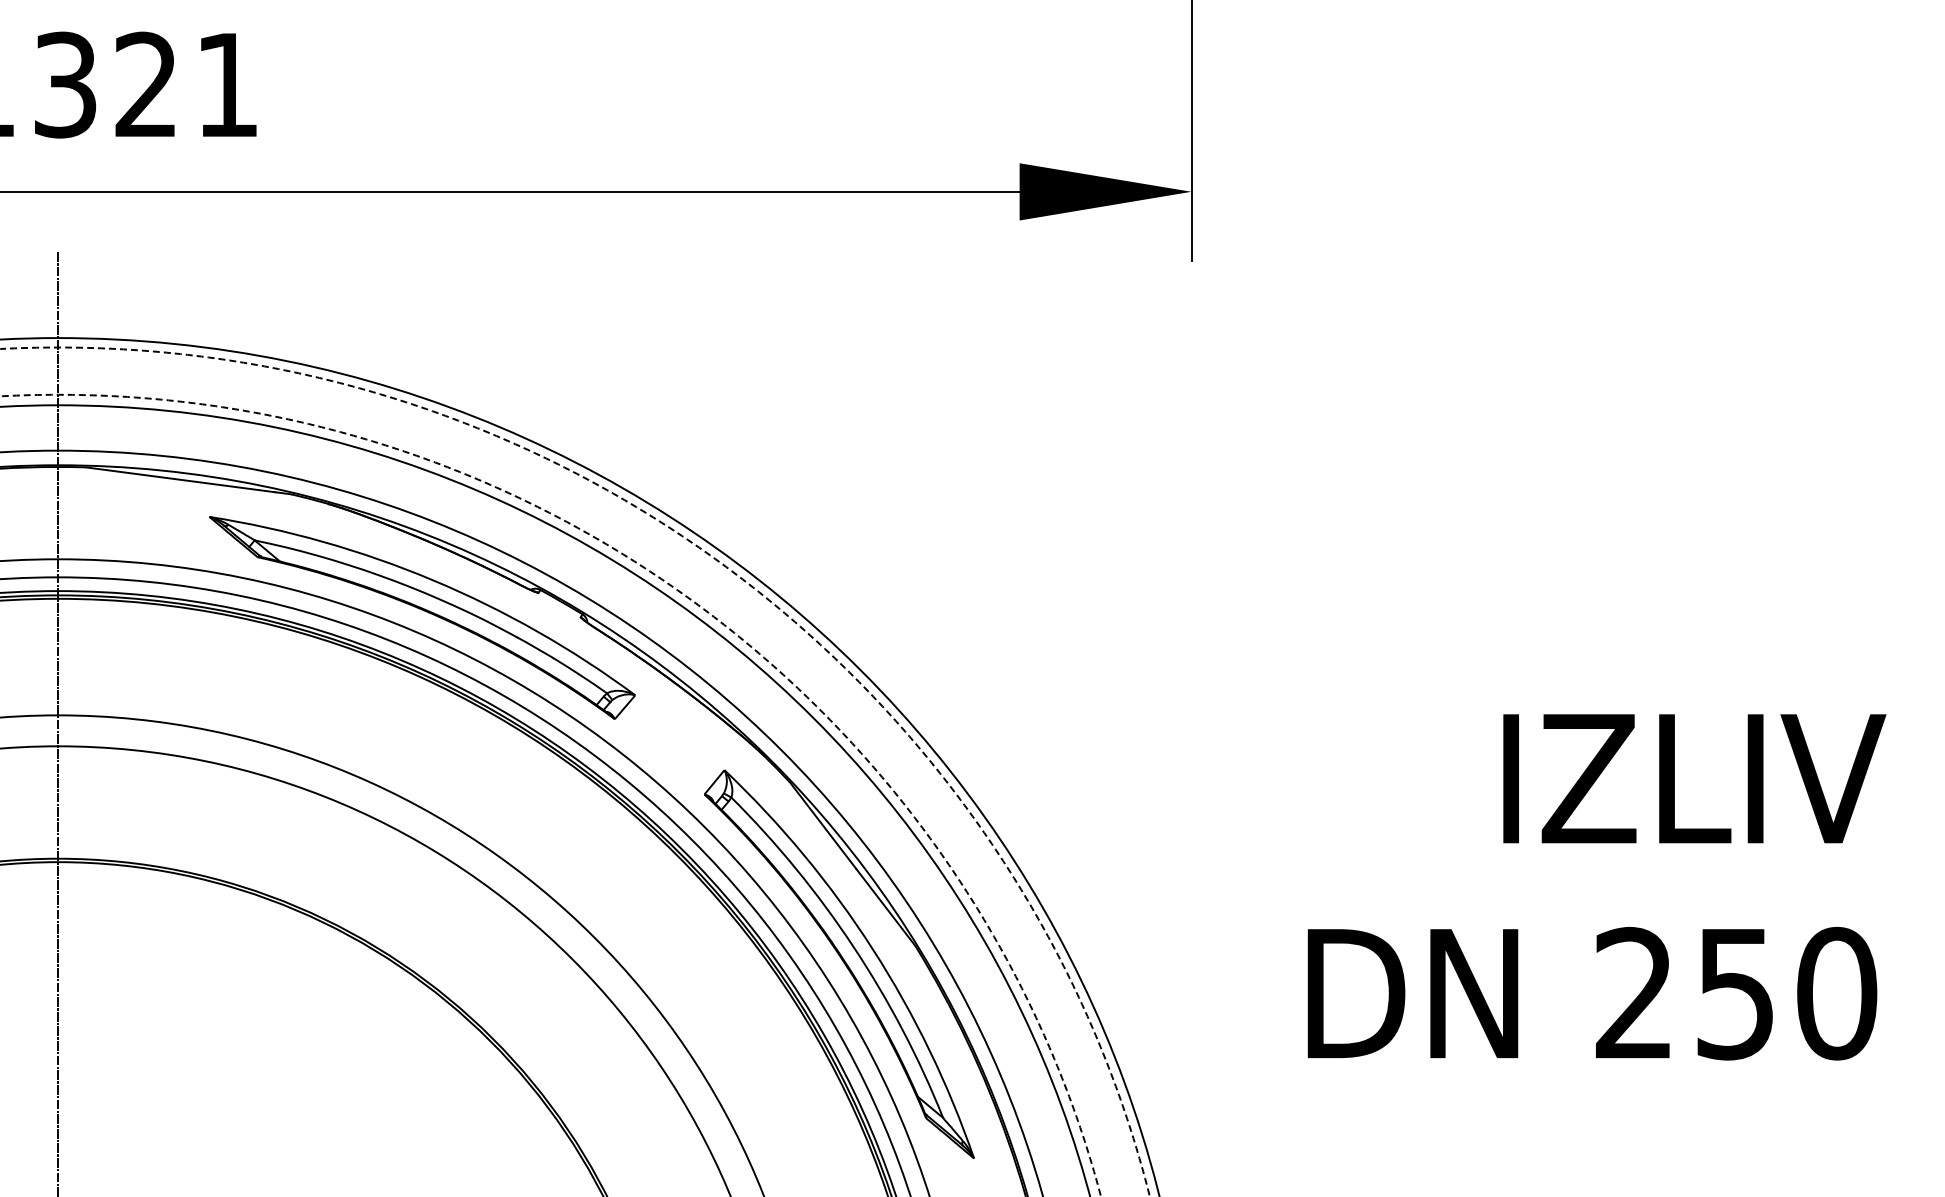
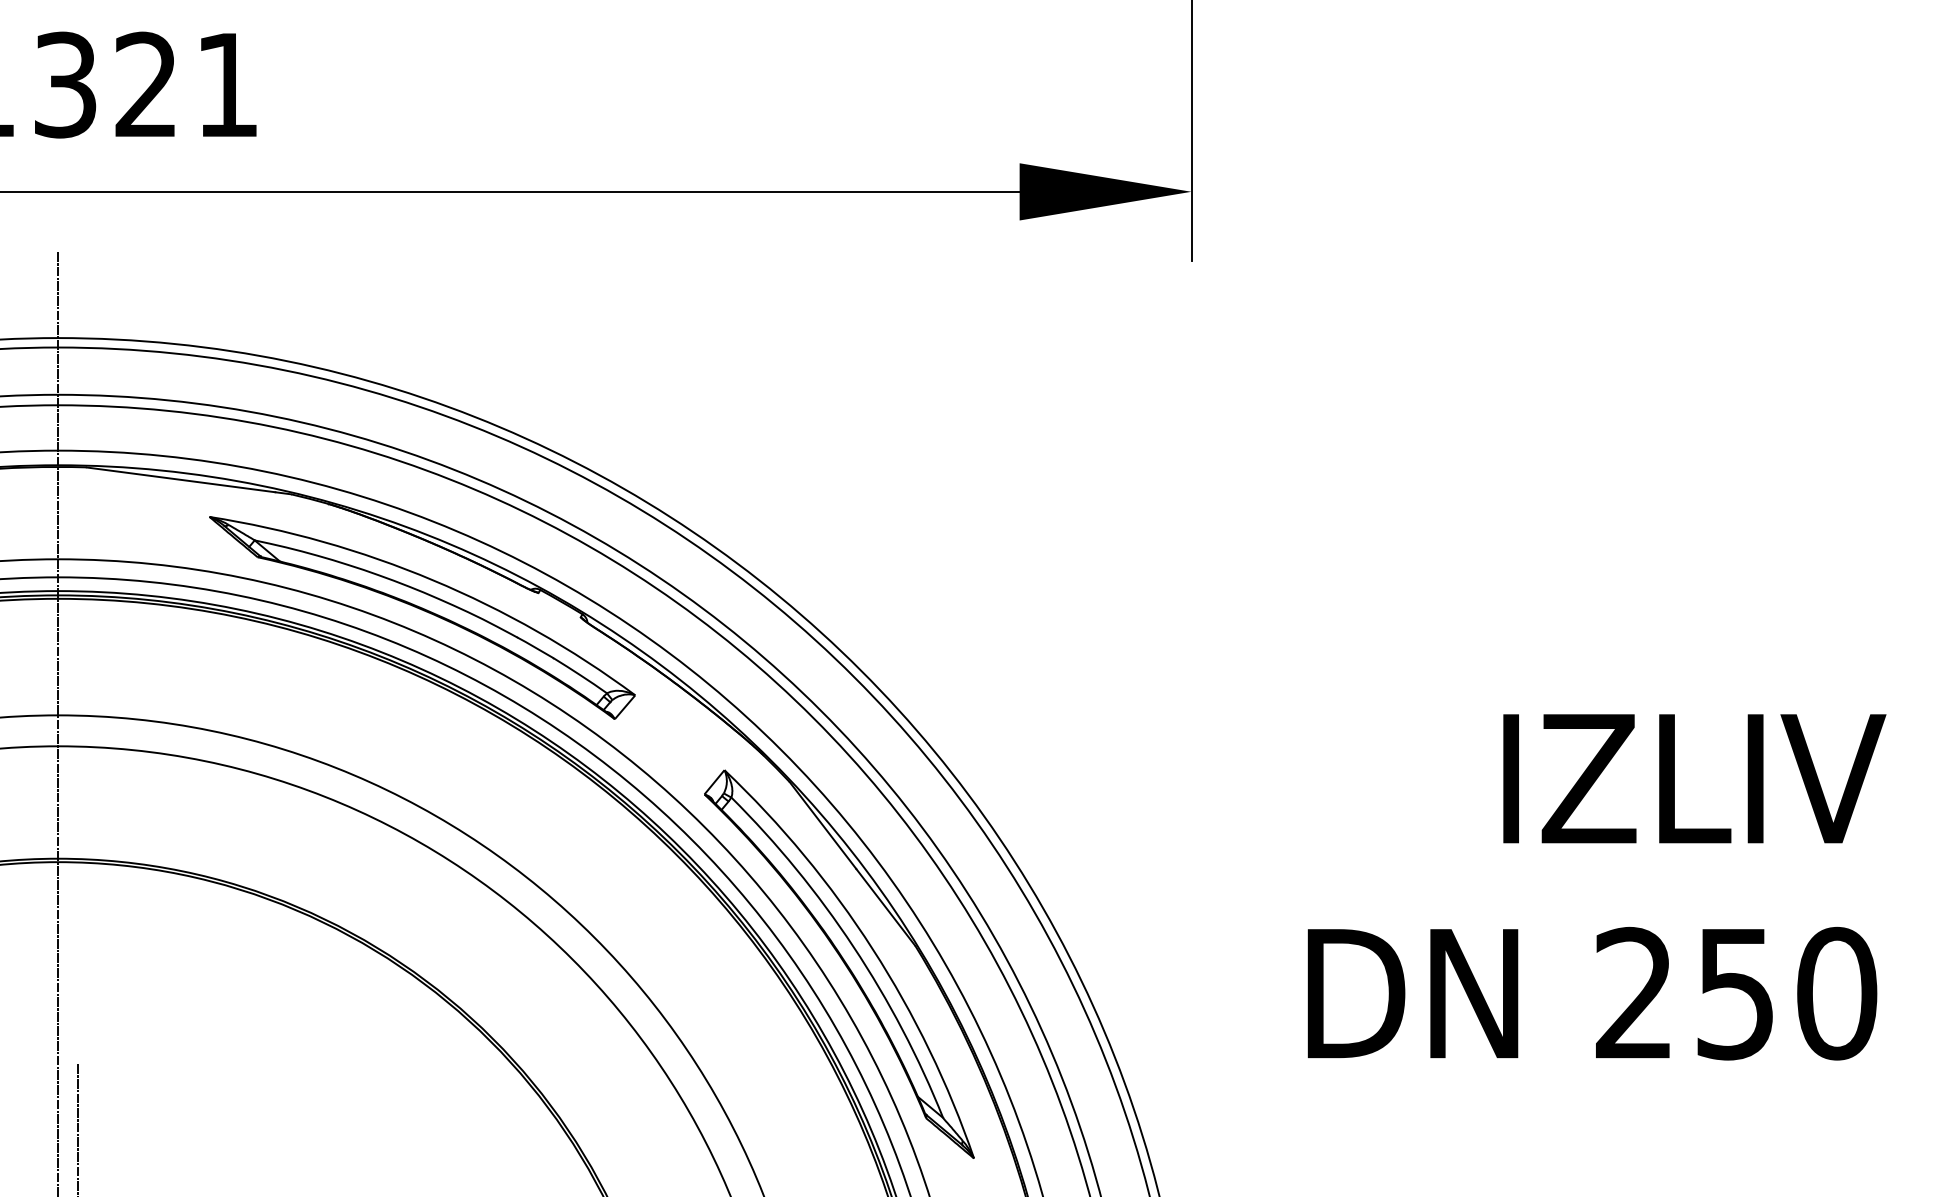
circle: dashed -> solid (574, 771)
circle: dashed -> solid (550, 795)
line: none -> present (77, 1128)
